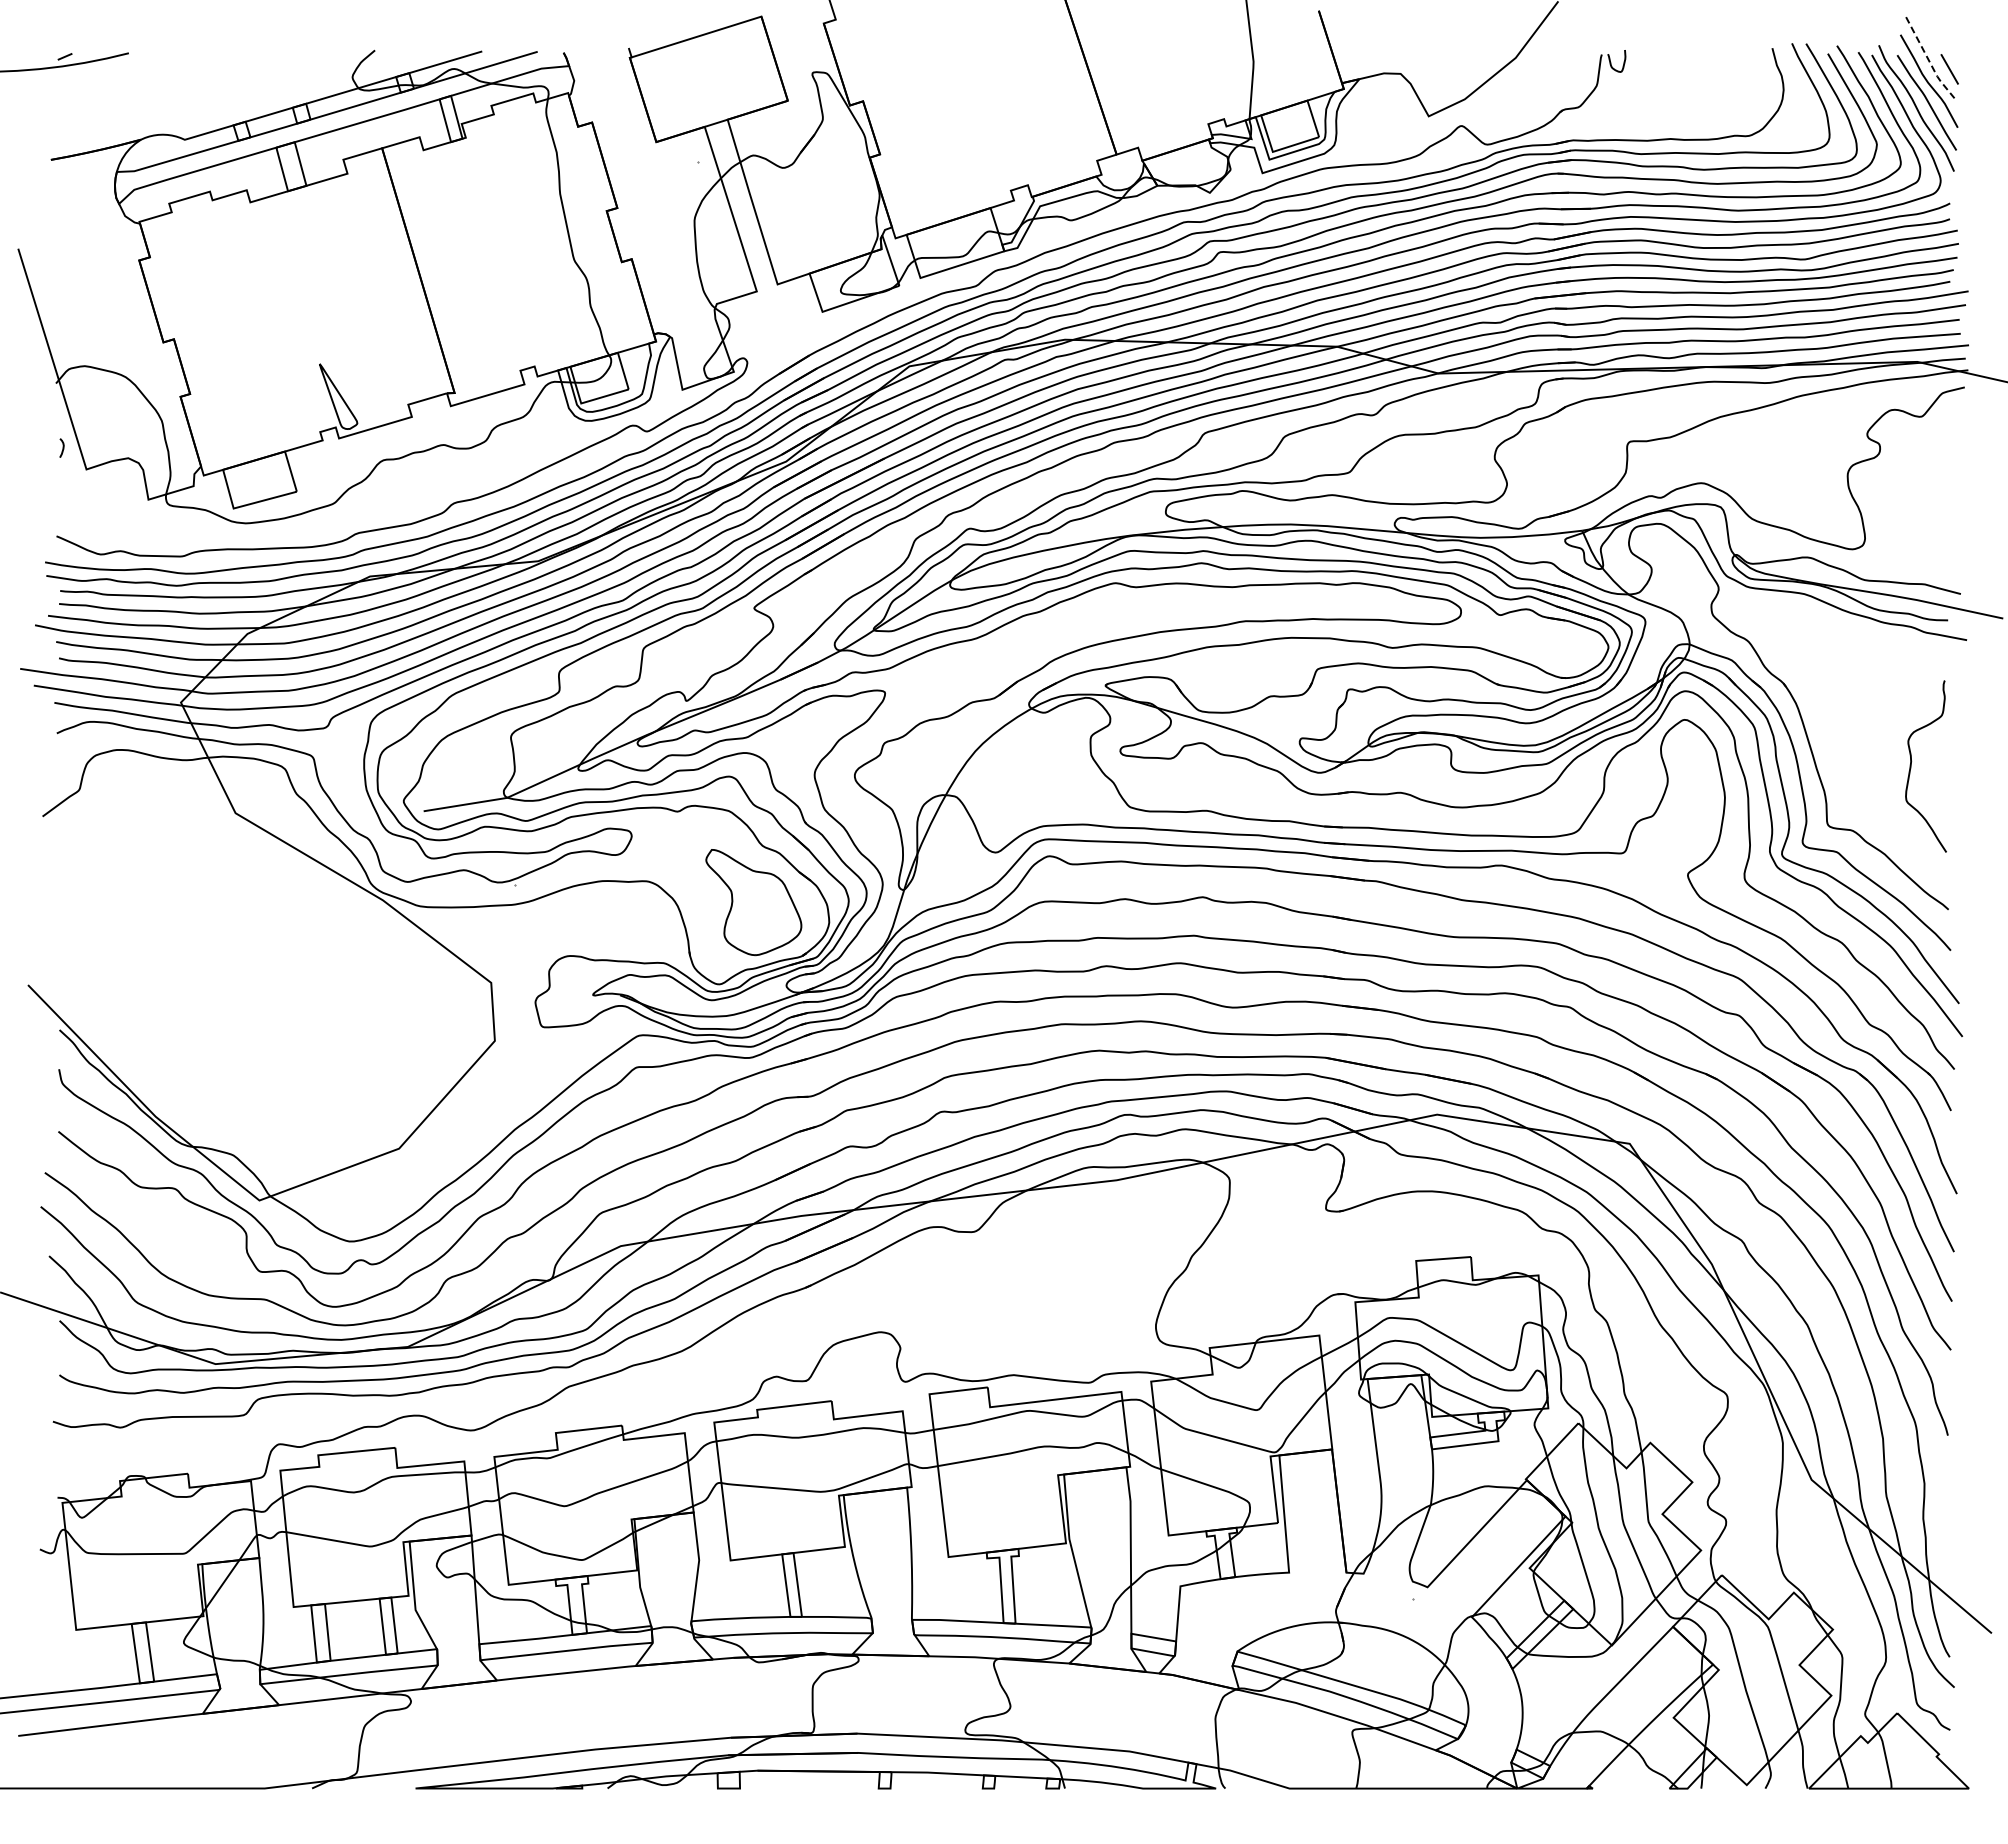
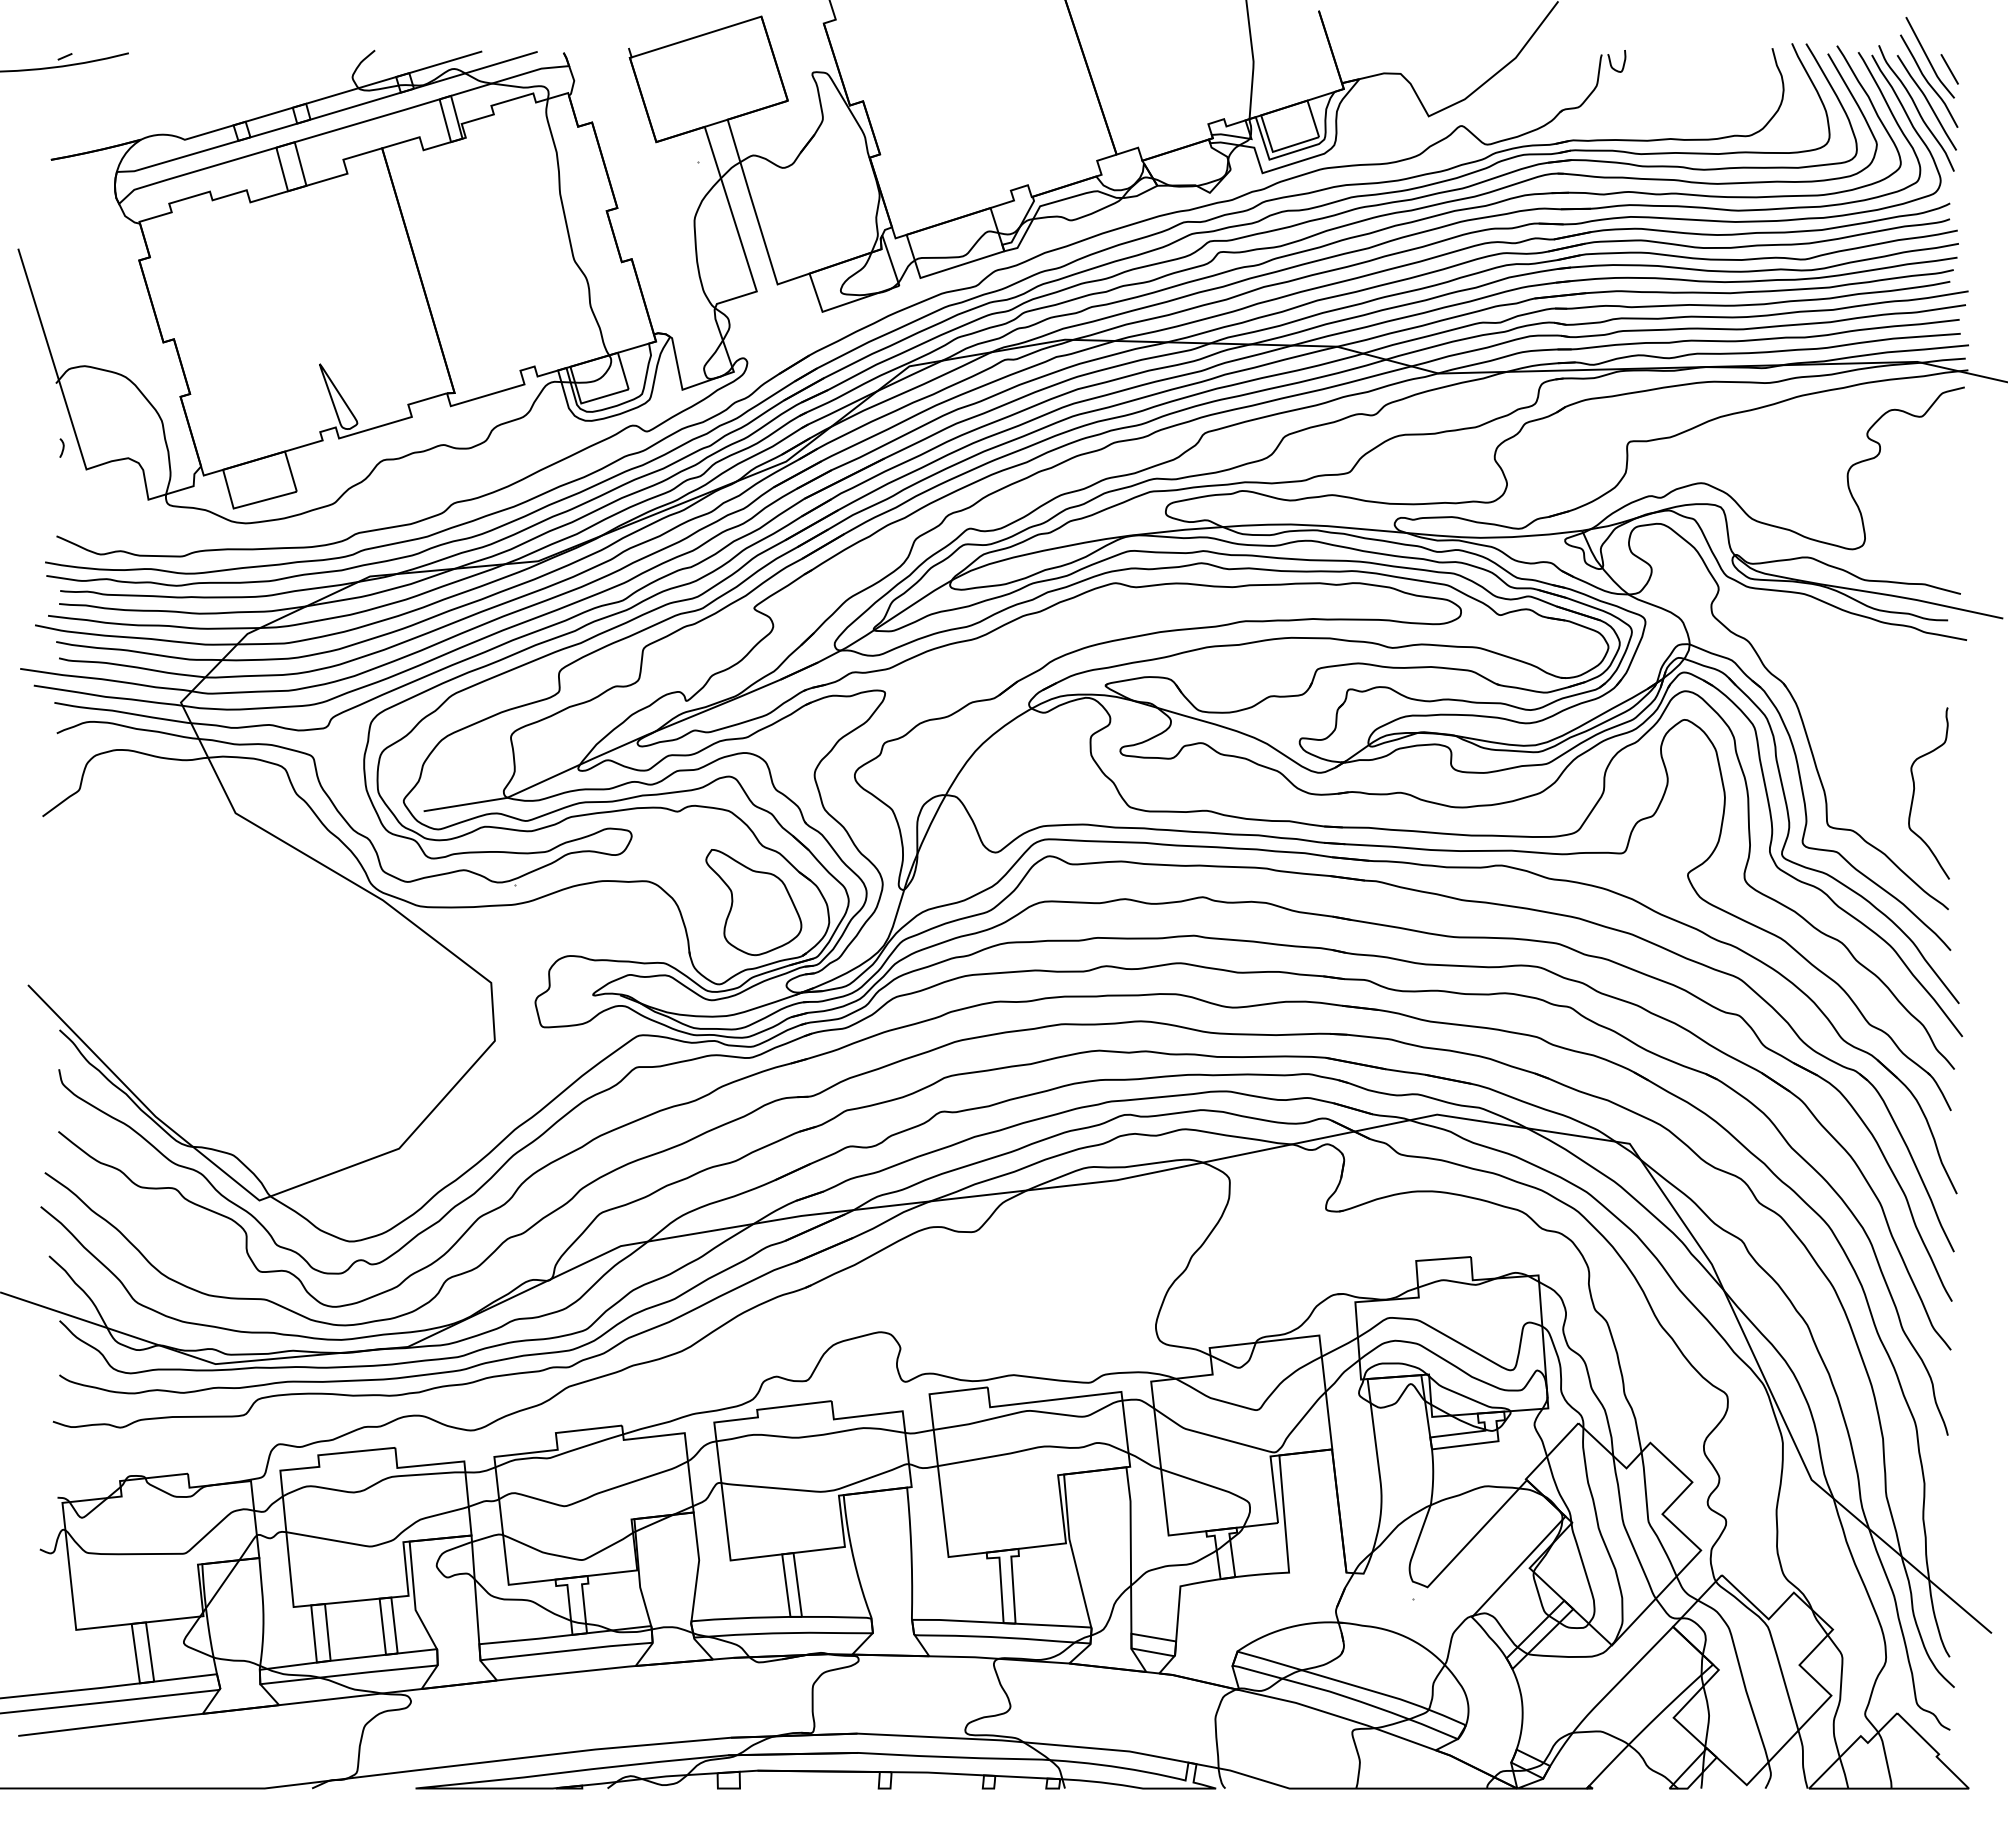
line: dashed -> solid (1929, 60)
curve position: (1912, 761) -> (1915, 788) (1915, 788)
